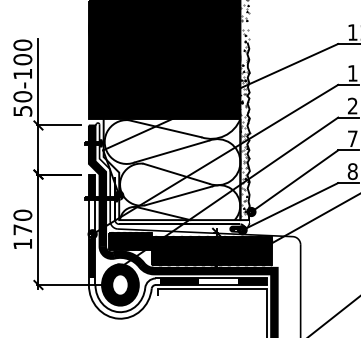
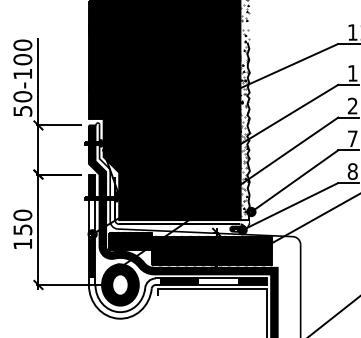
fill: none -> present (171, 169)
text: 170 -> 150 (22, 229)
